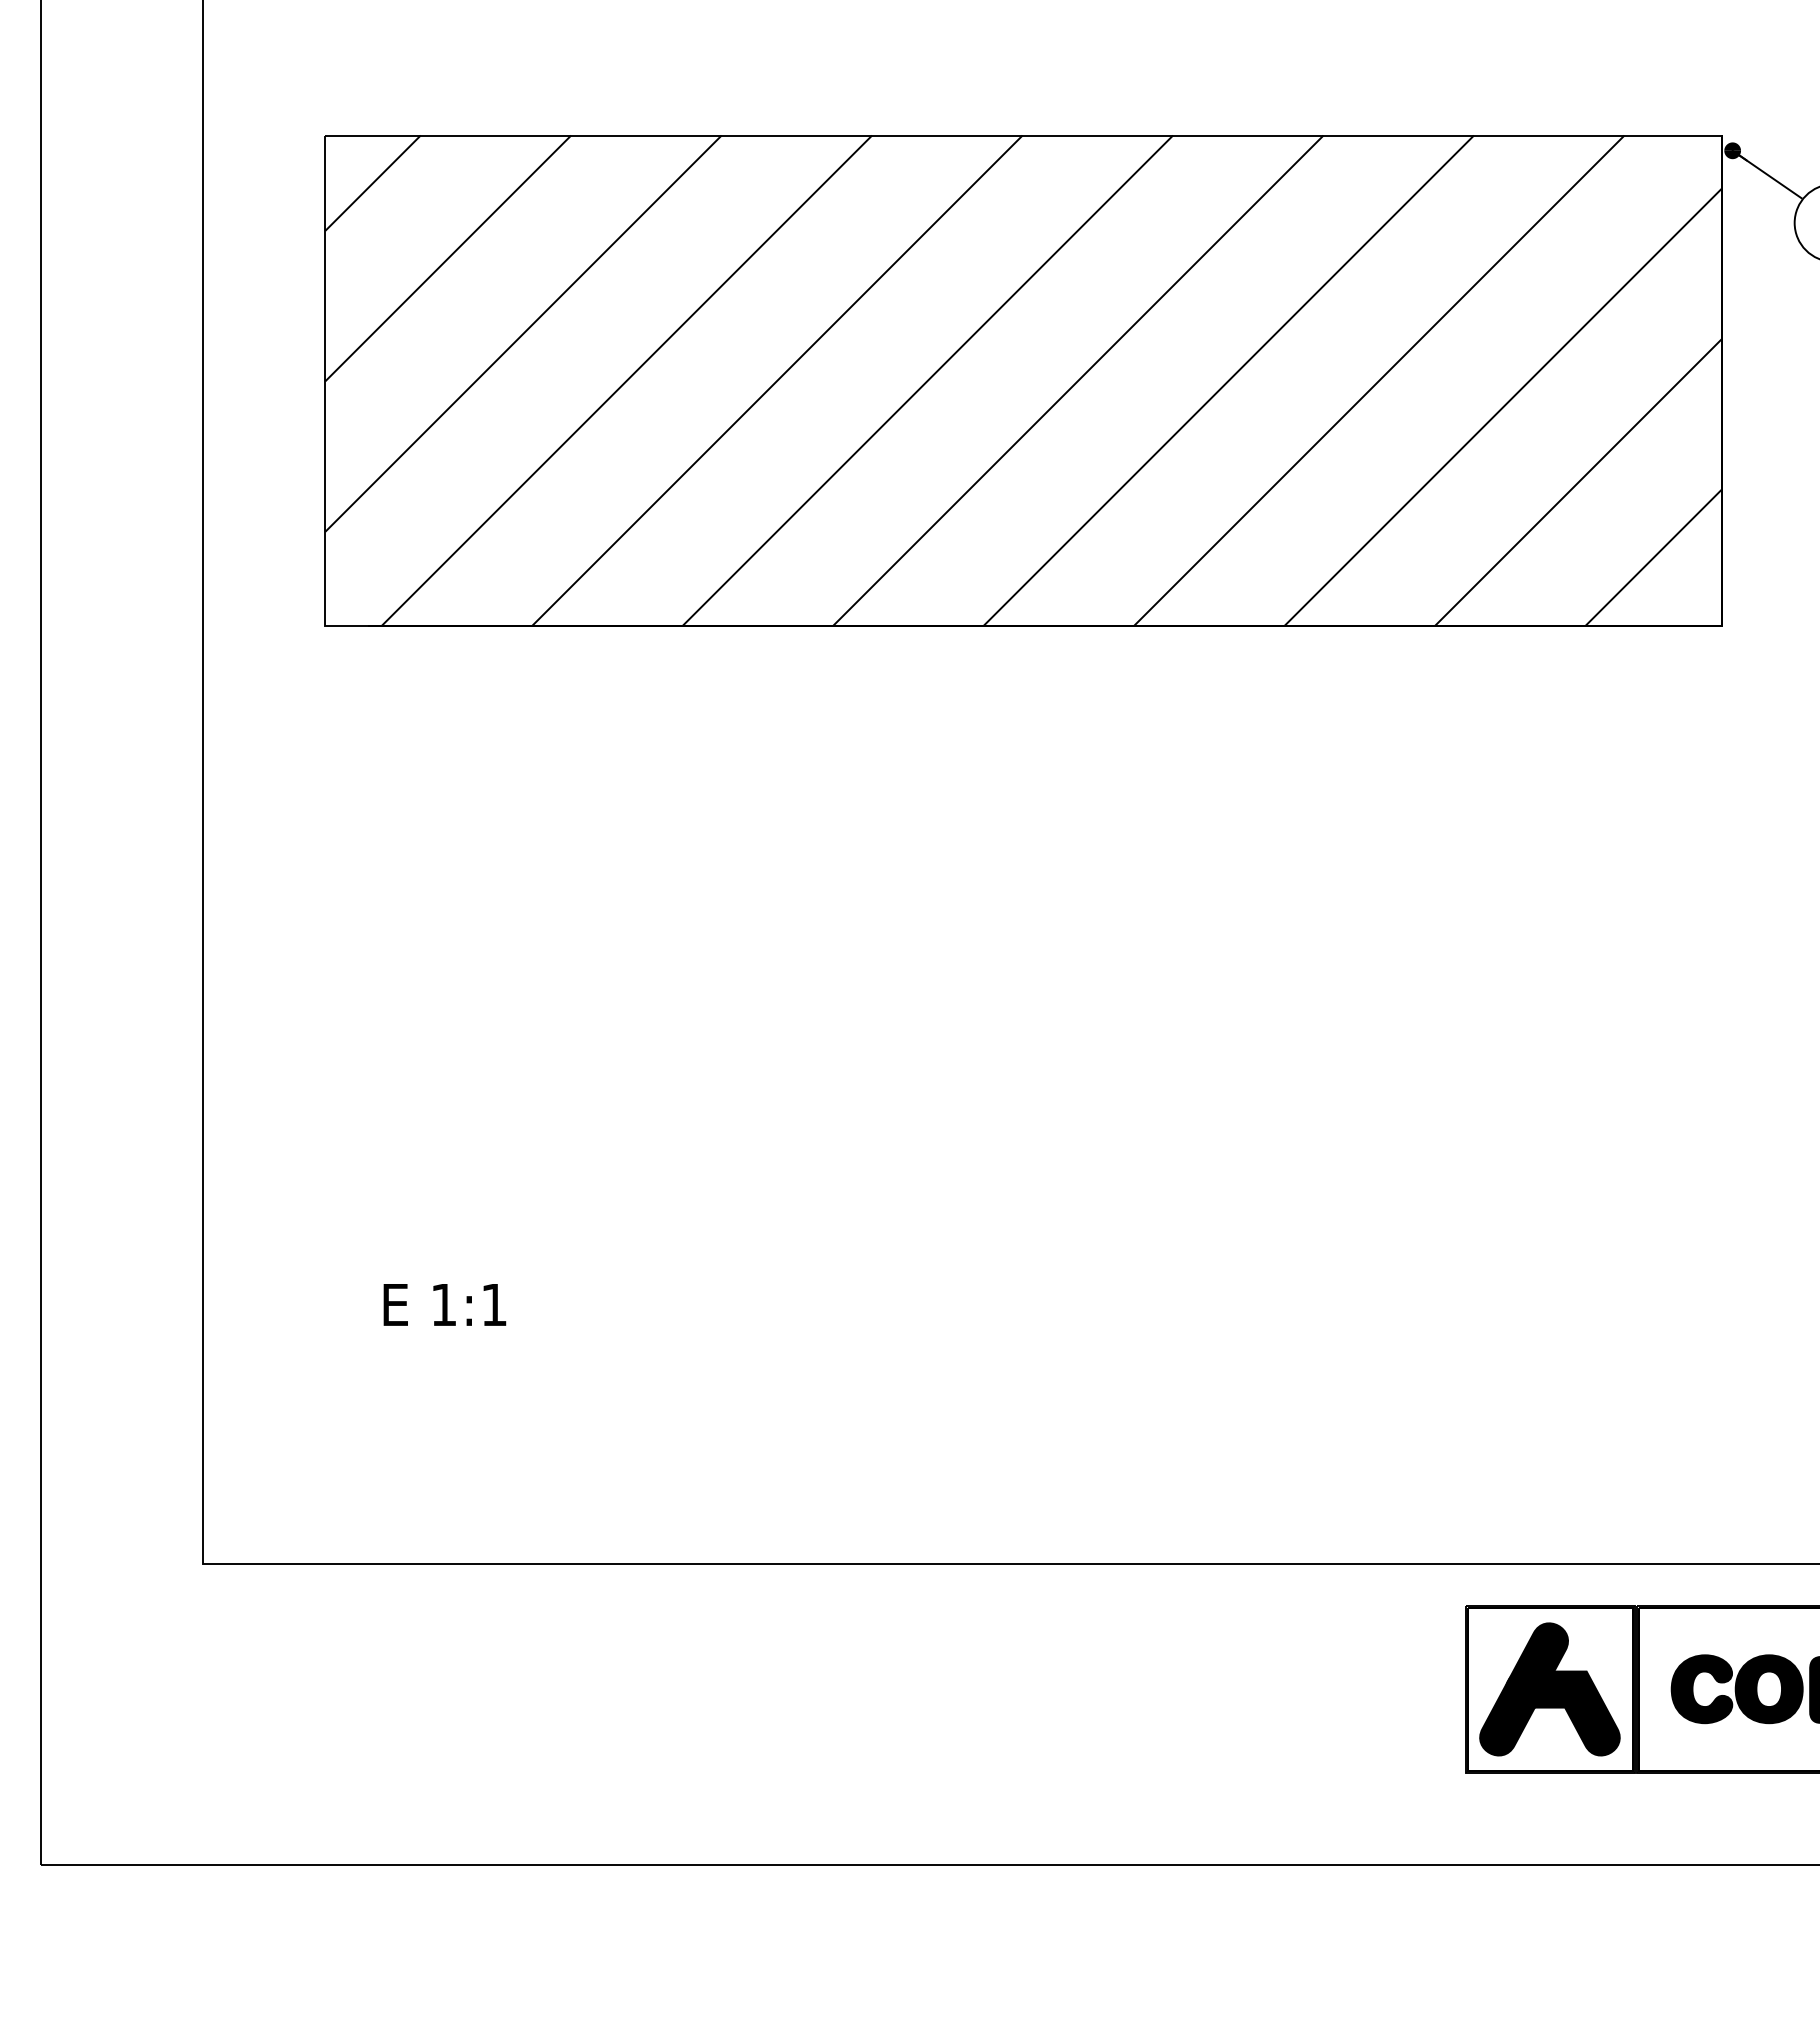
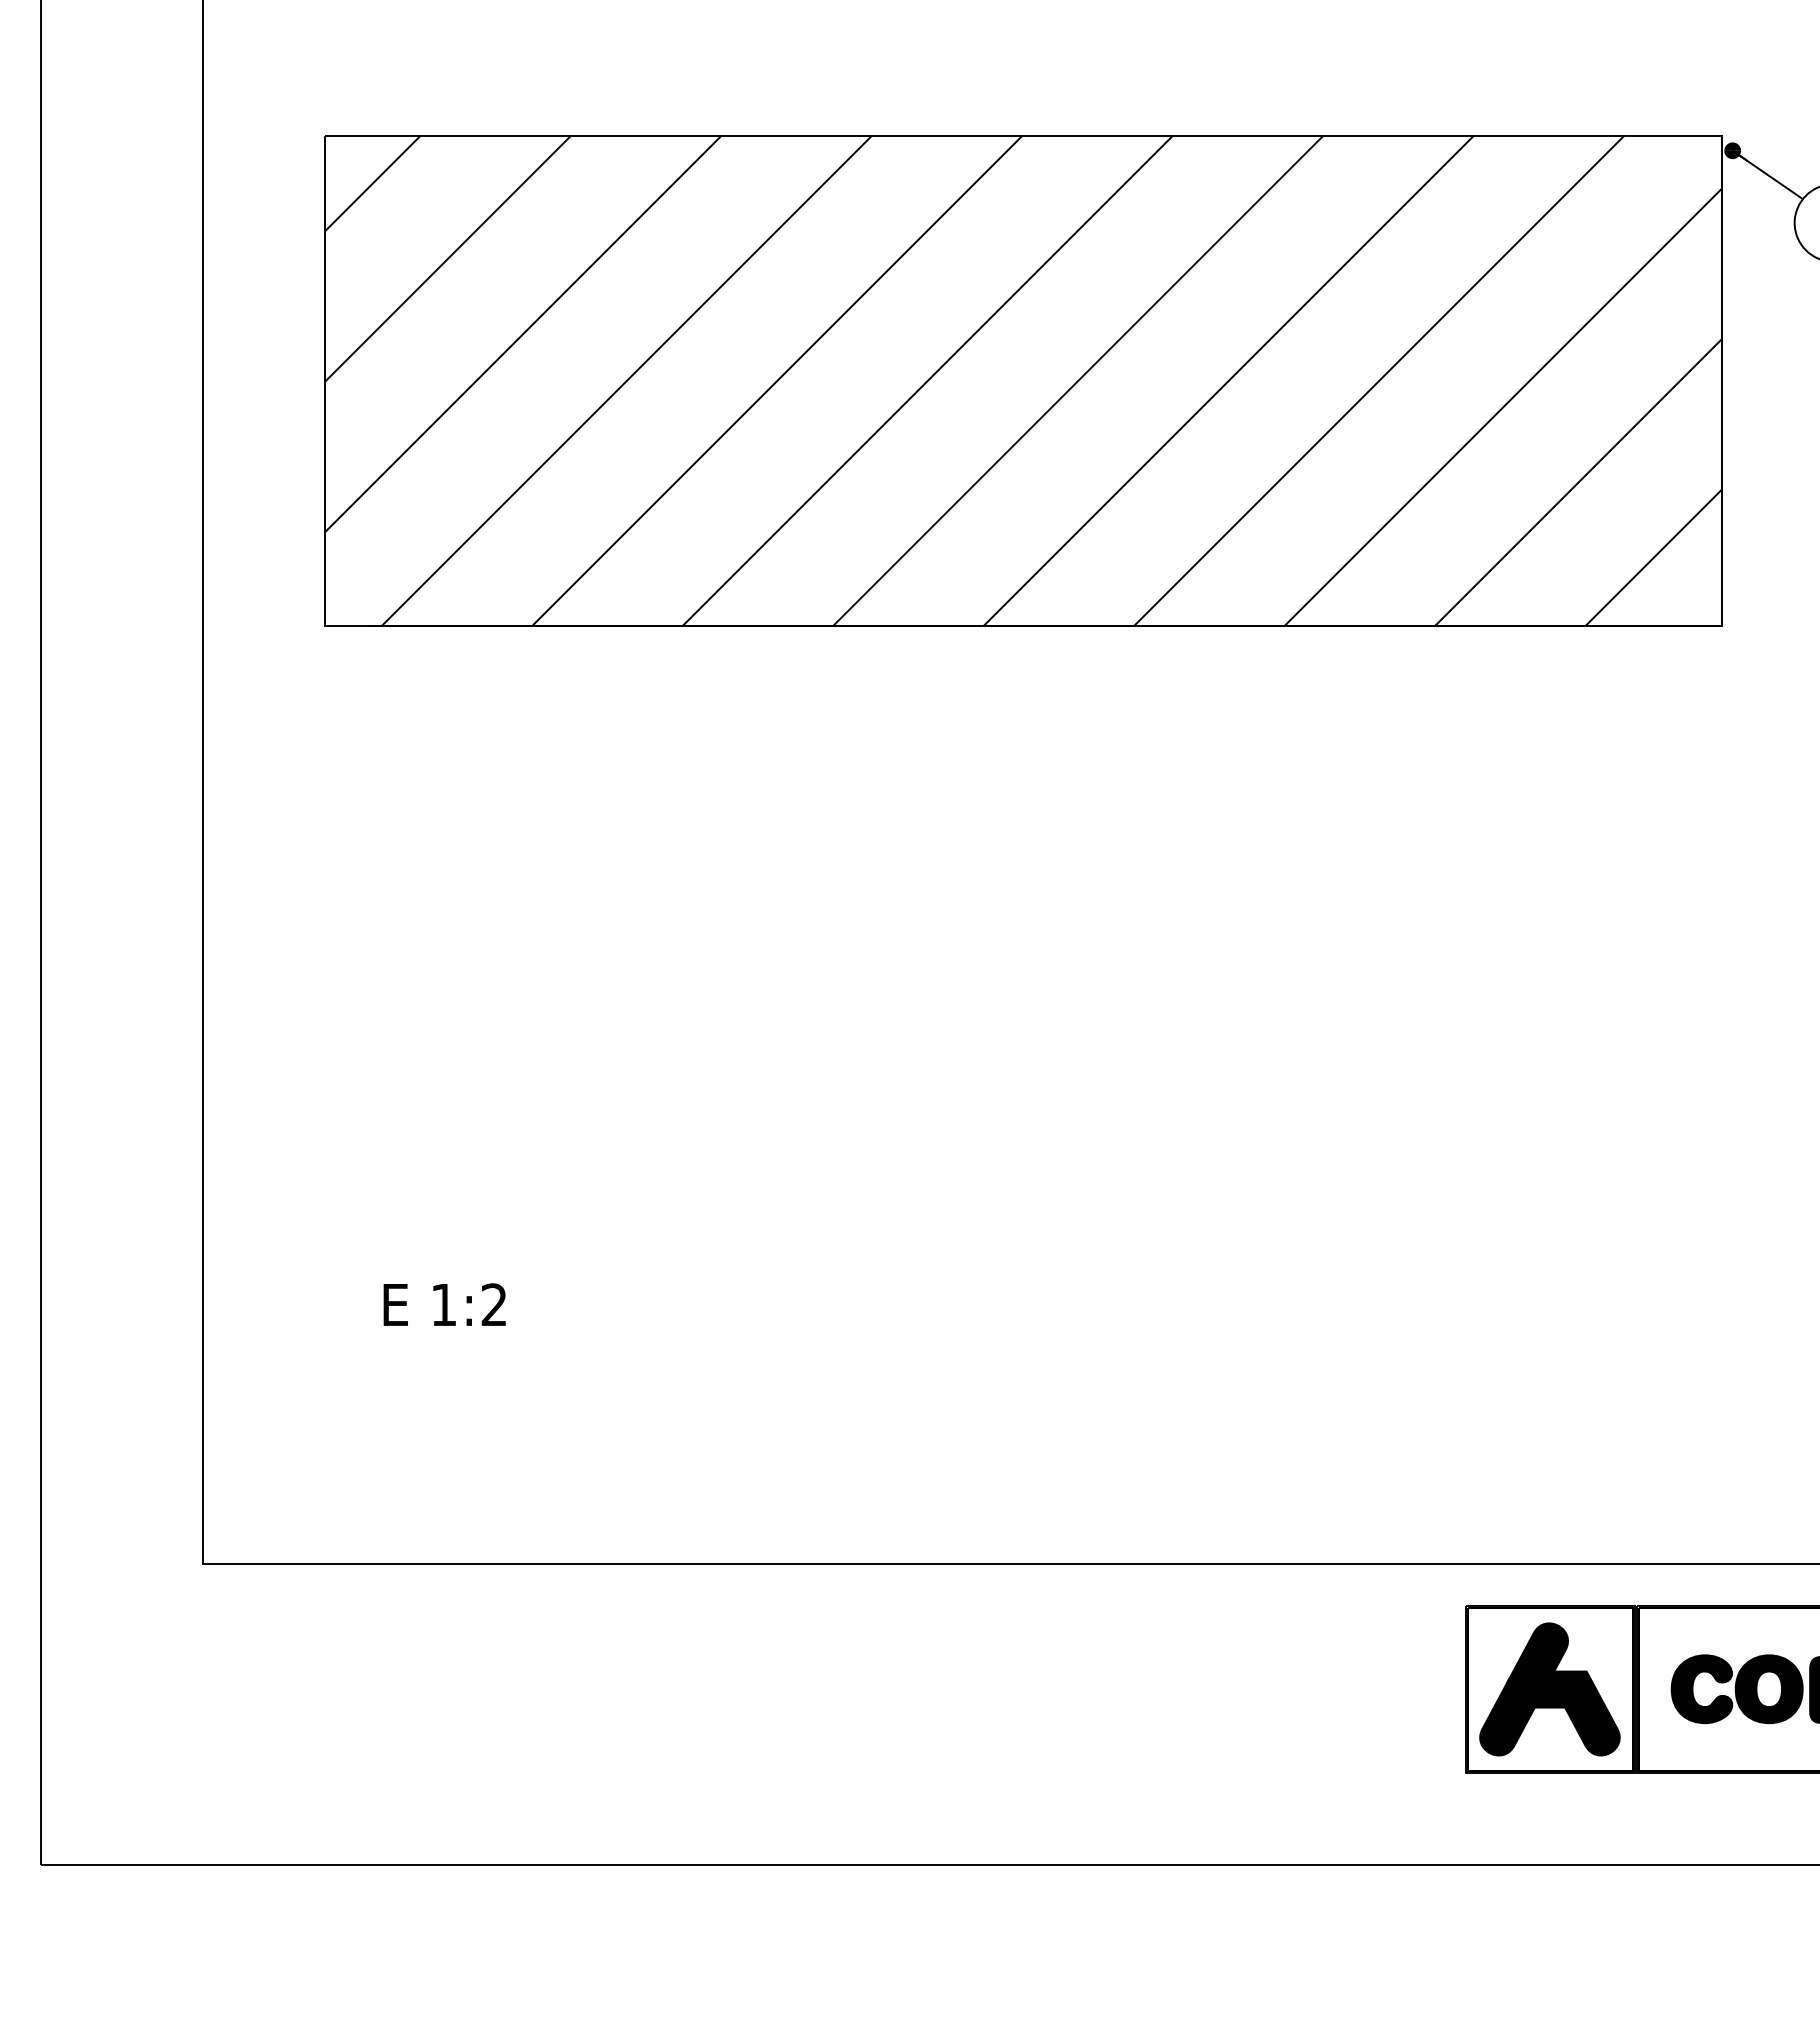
text: 1:1 -> 1:2 (493, 1304)
